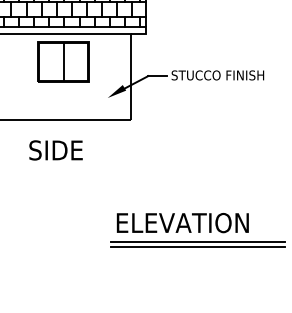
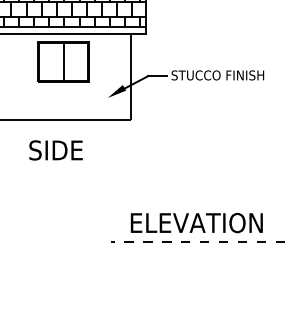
text position: (182, 223) -> (196, 223) (196, 223)
line: solid -> dashed (198, 241)
line: present -> none (197, 247)
